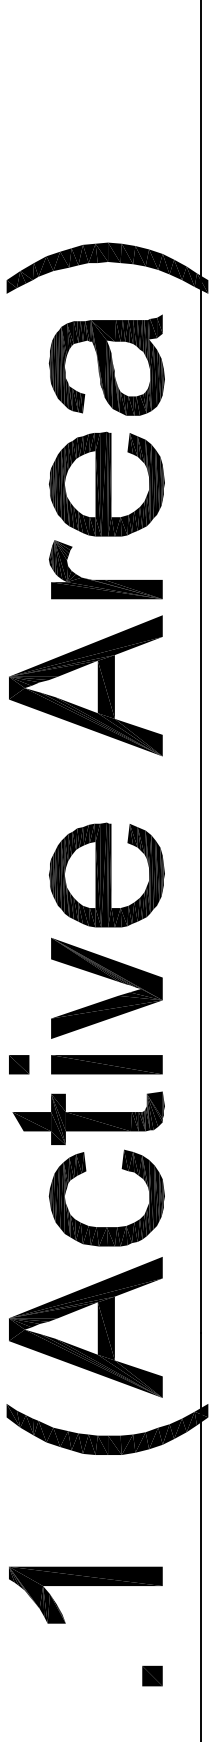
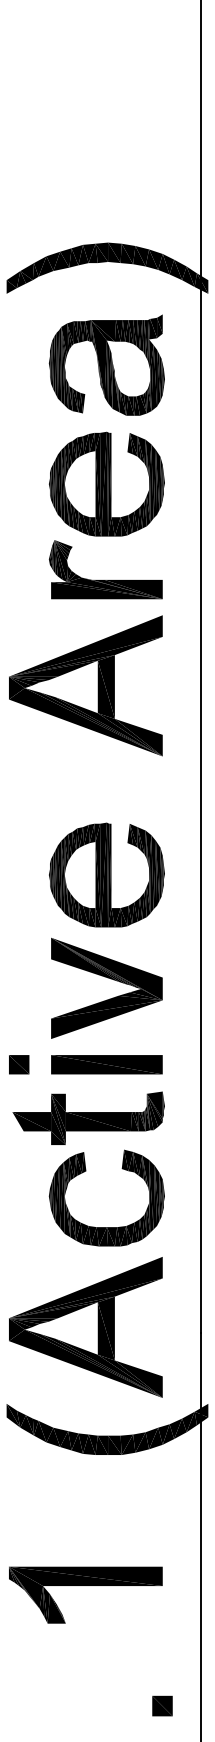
part position: (152, 1675) -> (162, 1705) (162, 1705)
